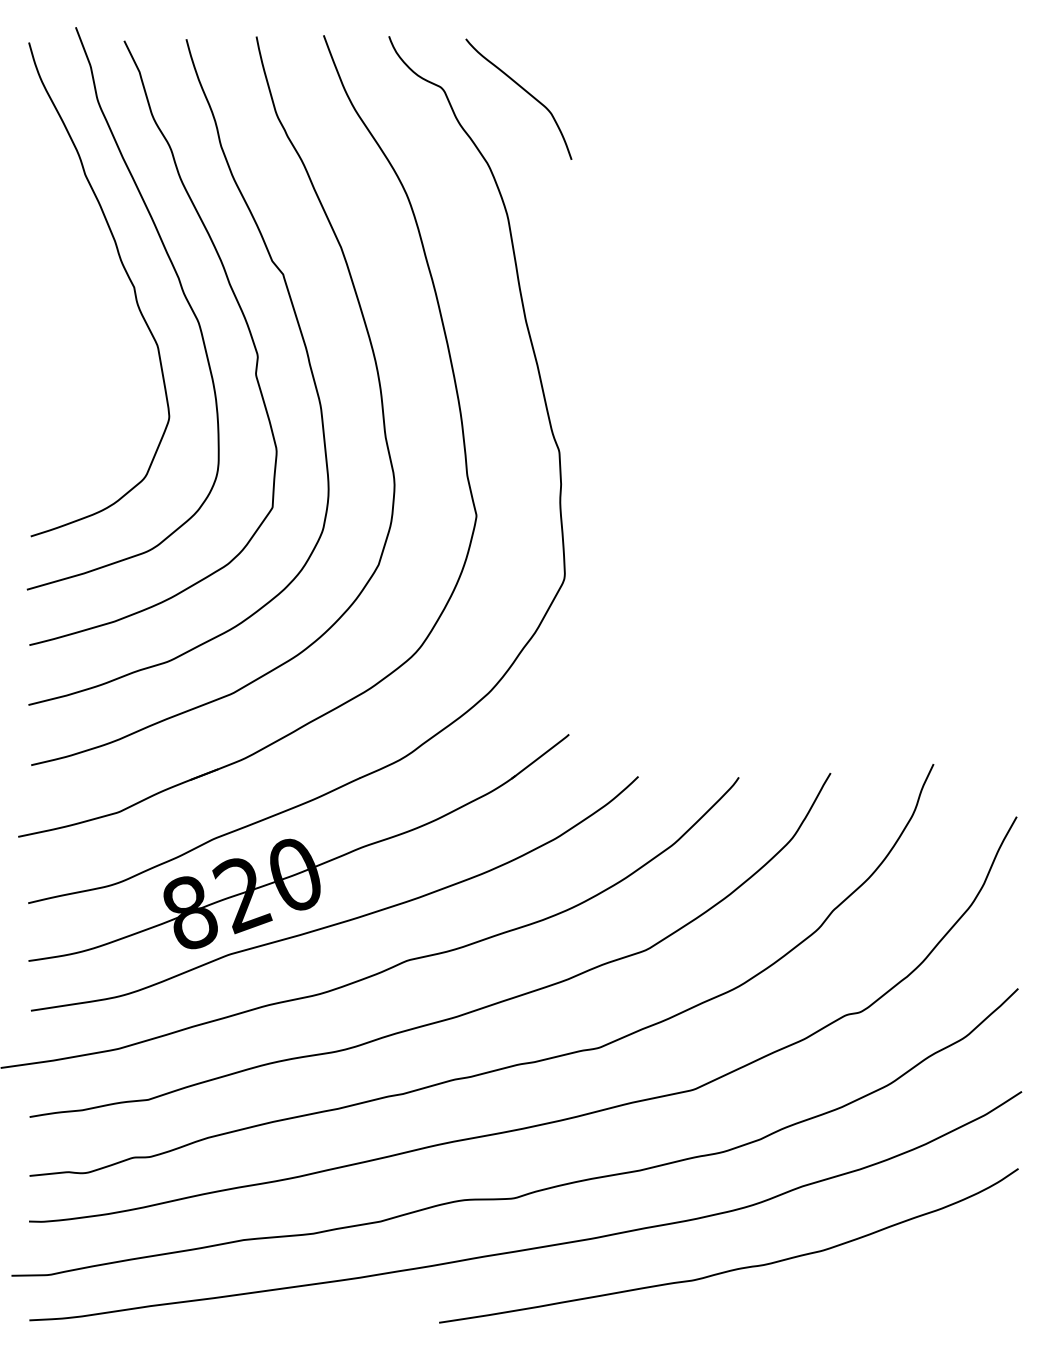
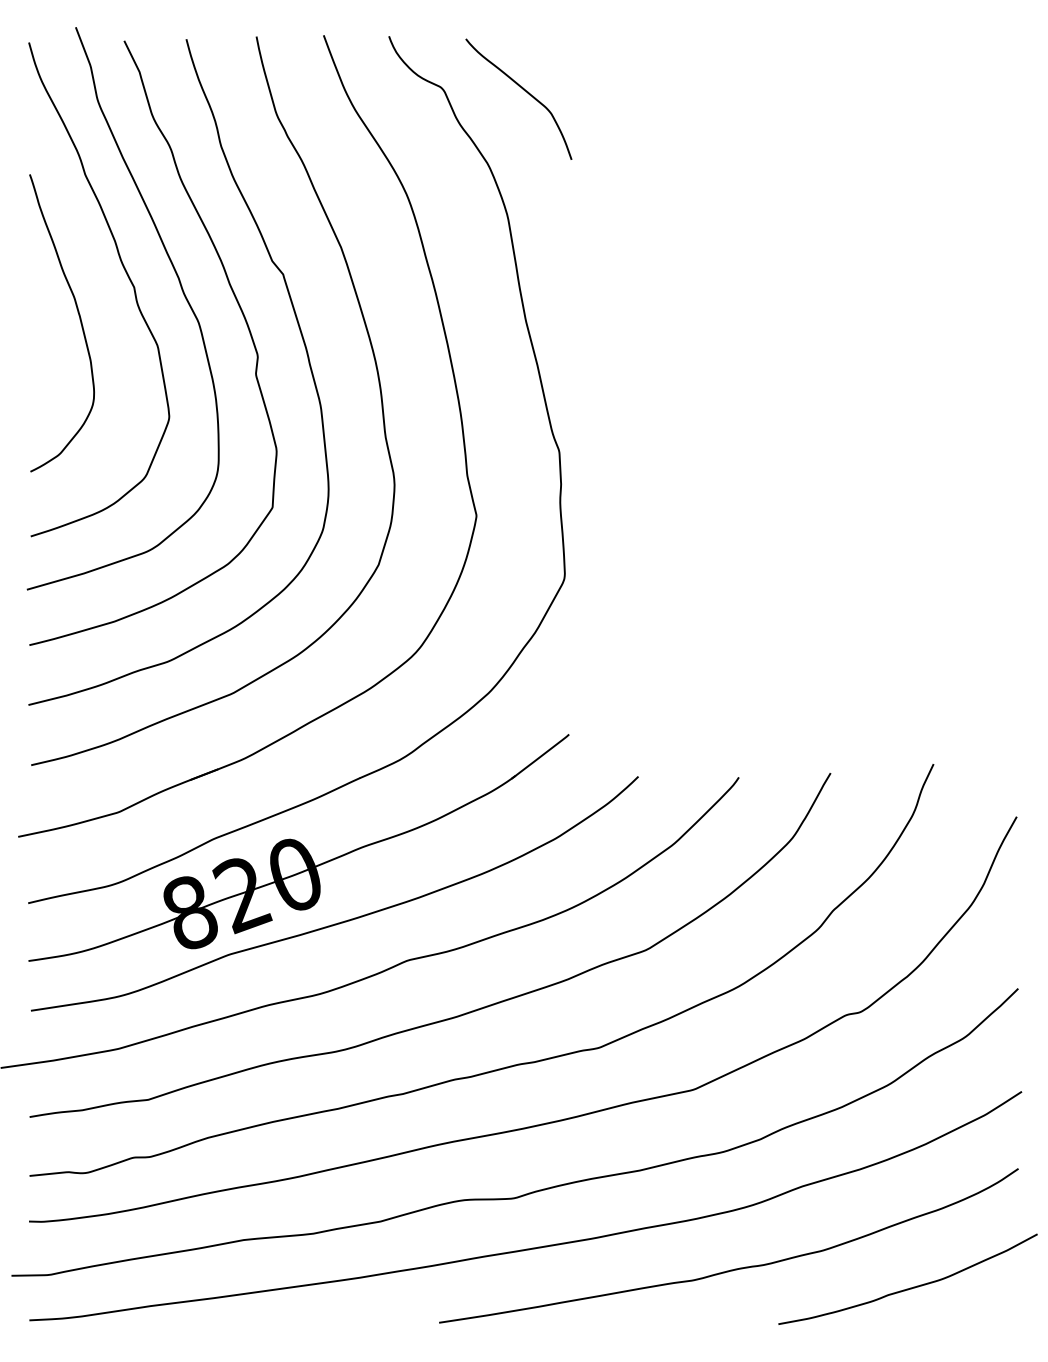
curve: none -> present (79, 319)
curve: none -> present (910, 1287)
